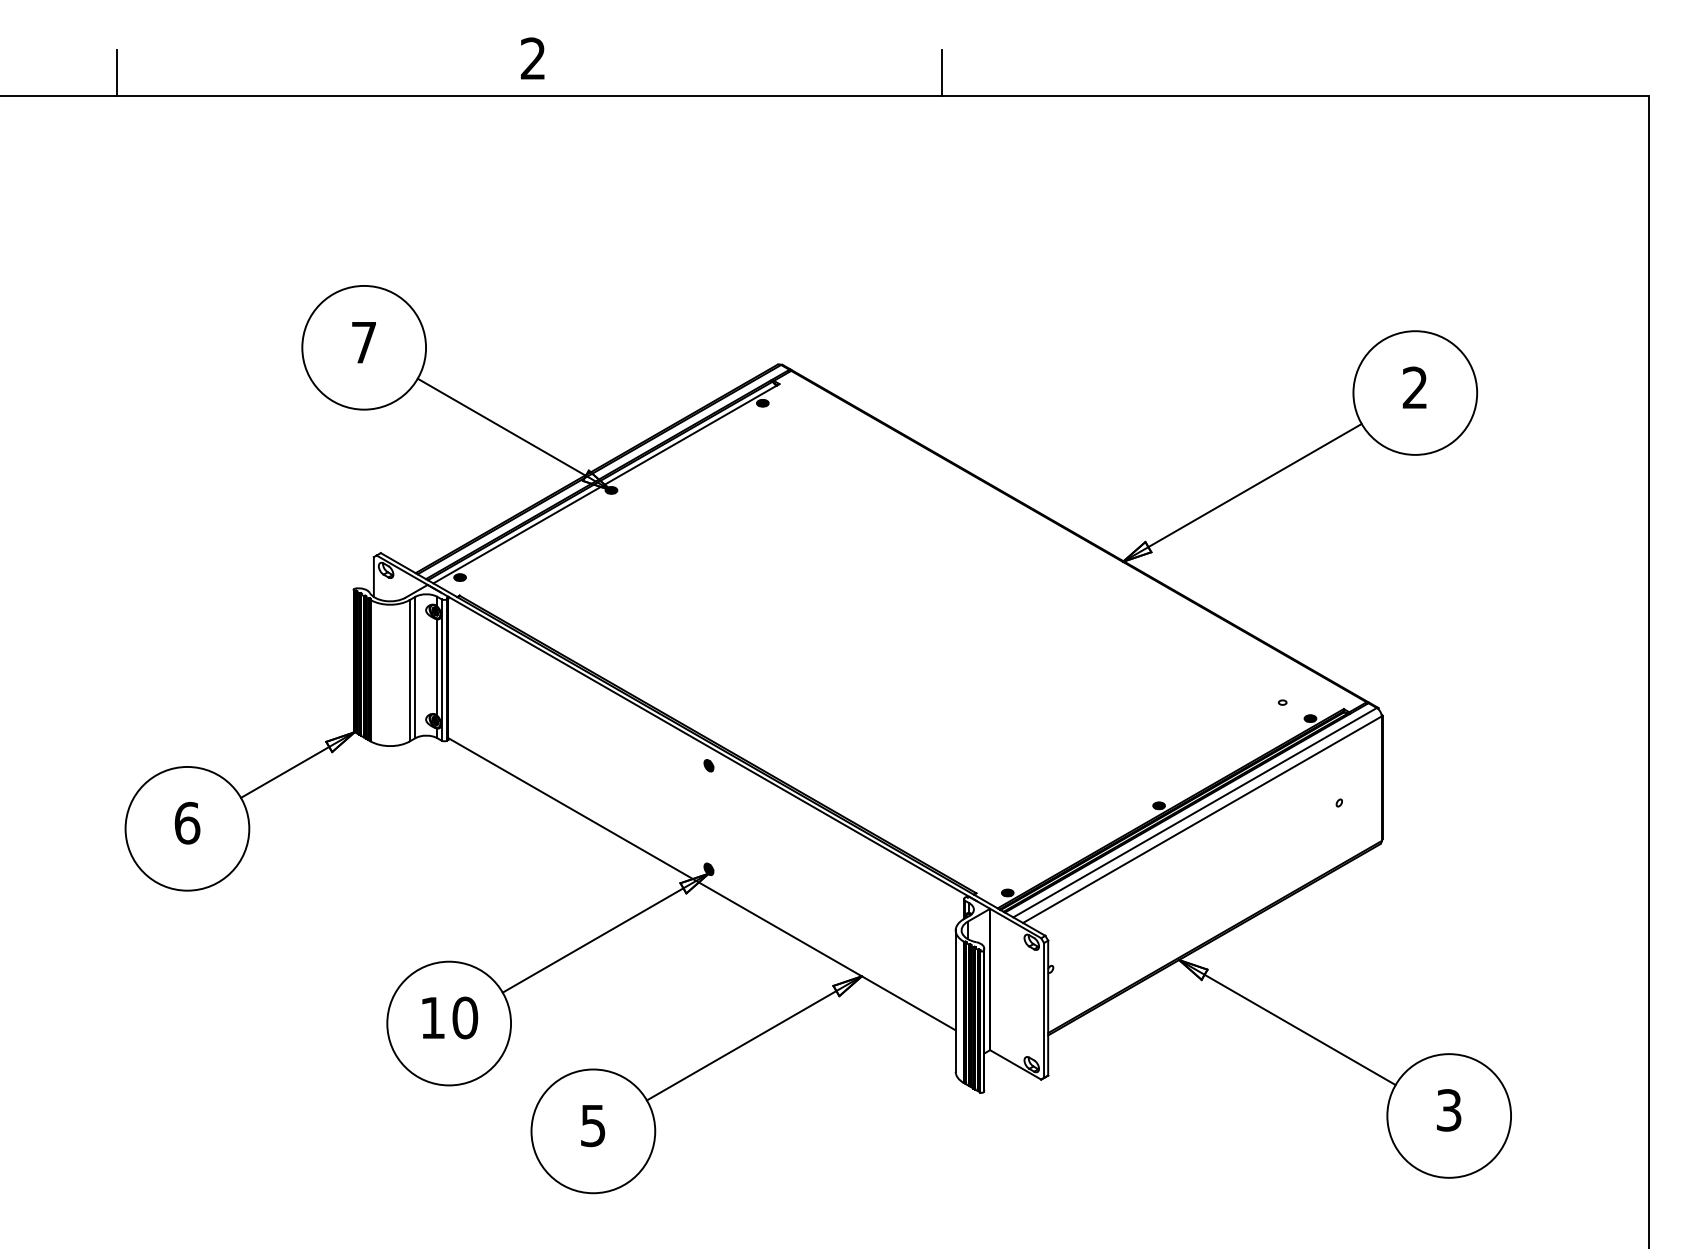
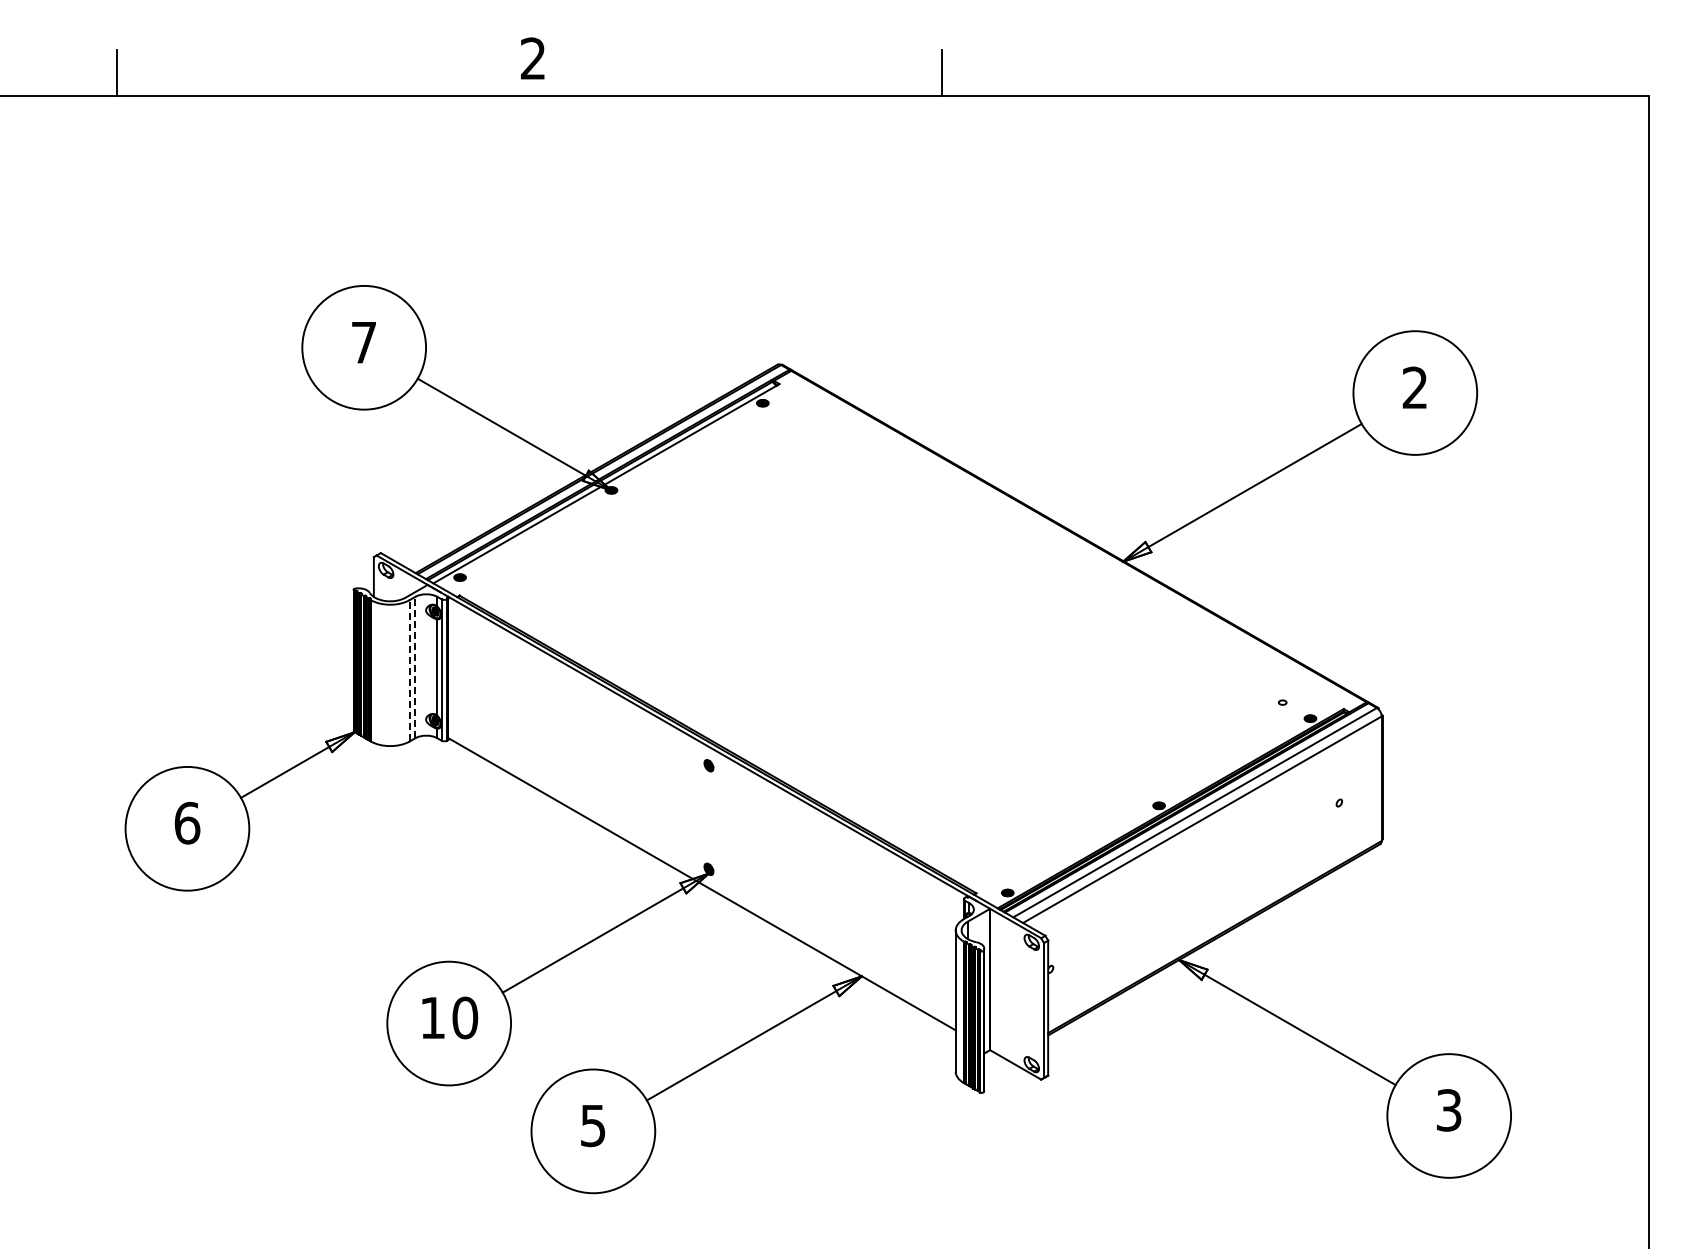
line: solid -> dashed (415, 667)
line: solid -> dashed (409, 670)
